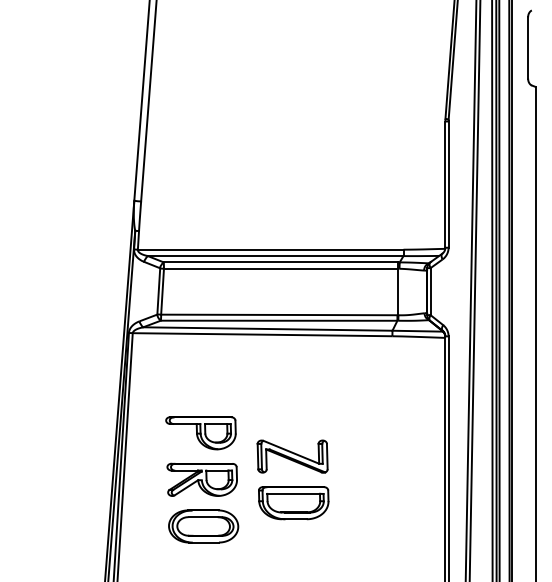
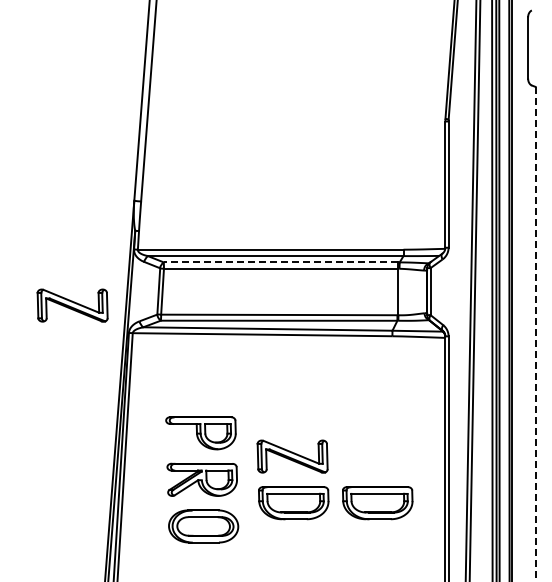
line: solid -> dashed (280, 262)
part: none -> present (72, 305)
line: solid -> dashed (535, 334)
part: none -> present (377, 503)
